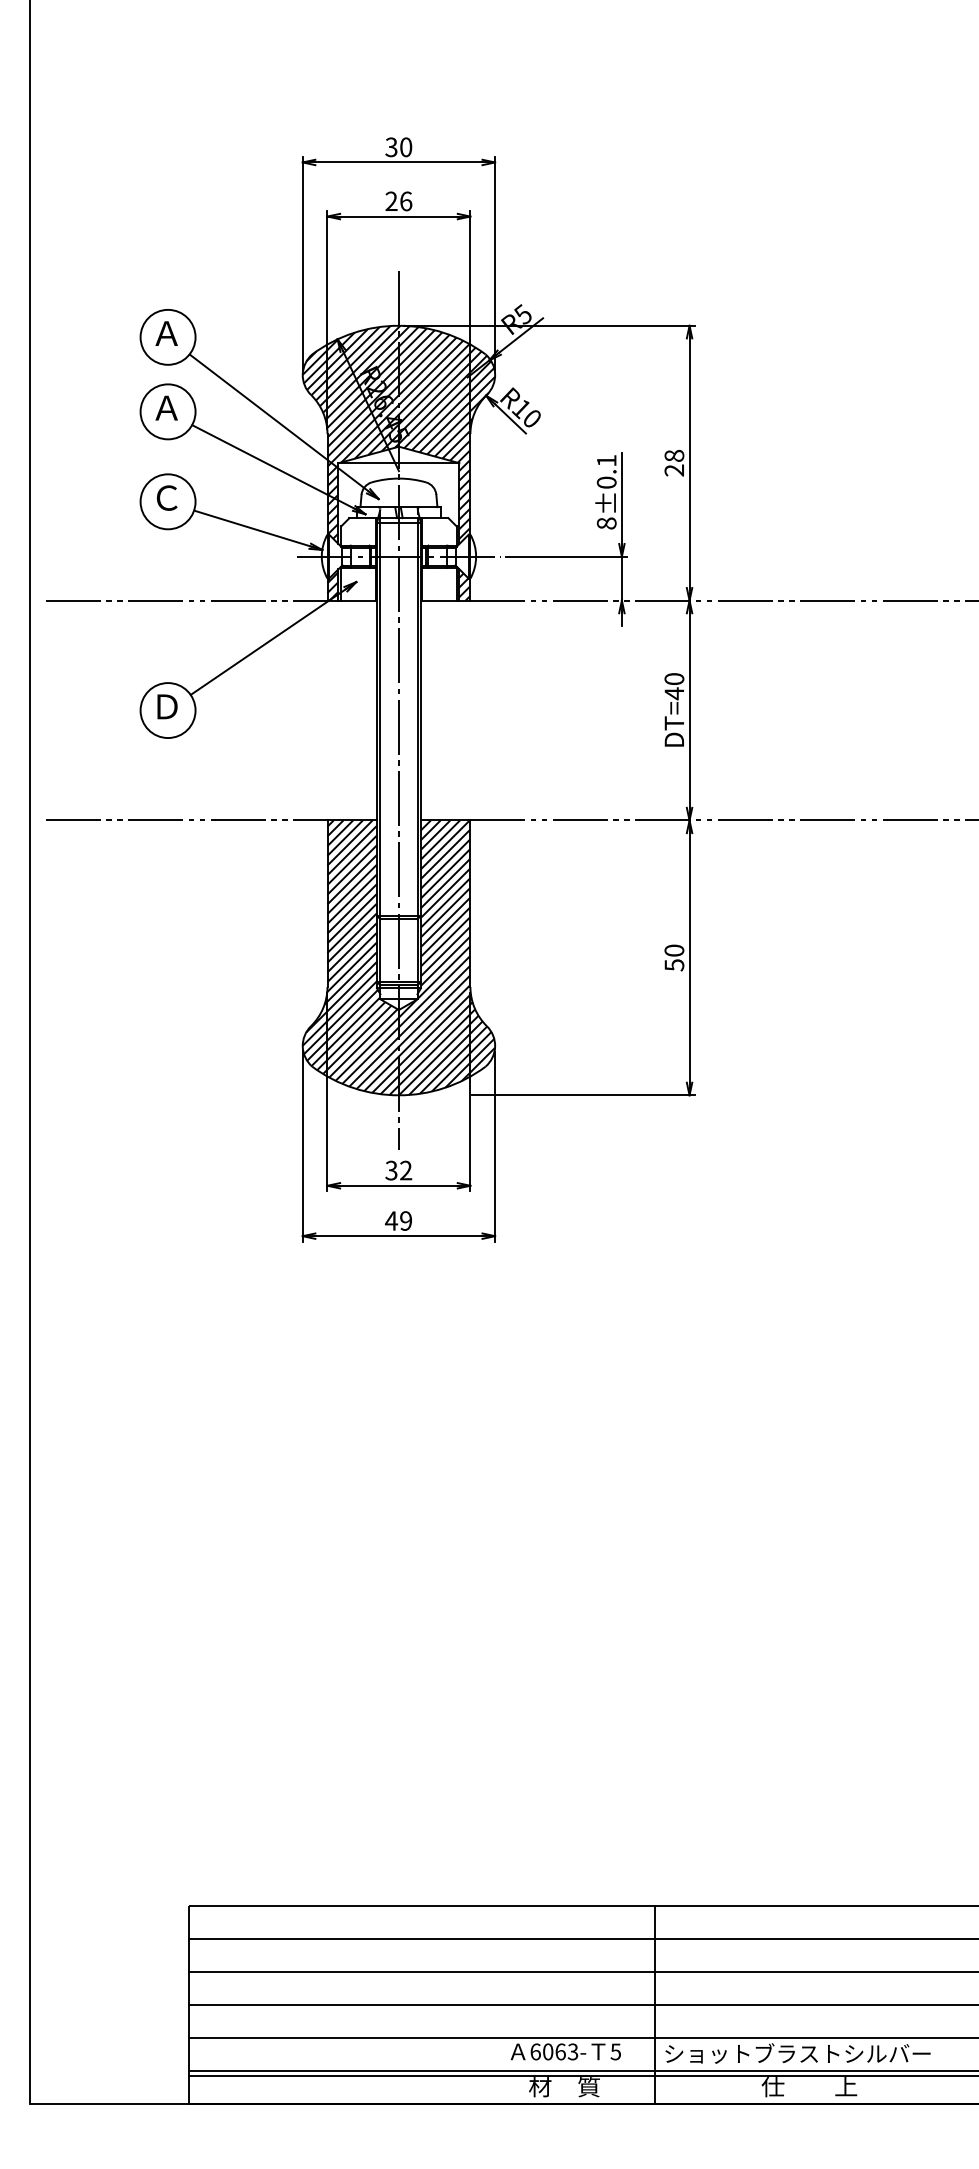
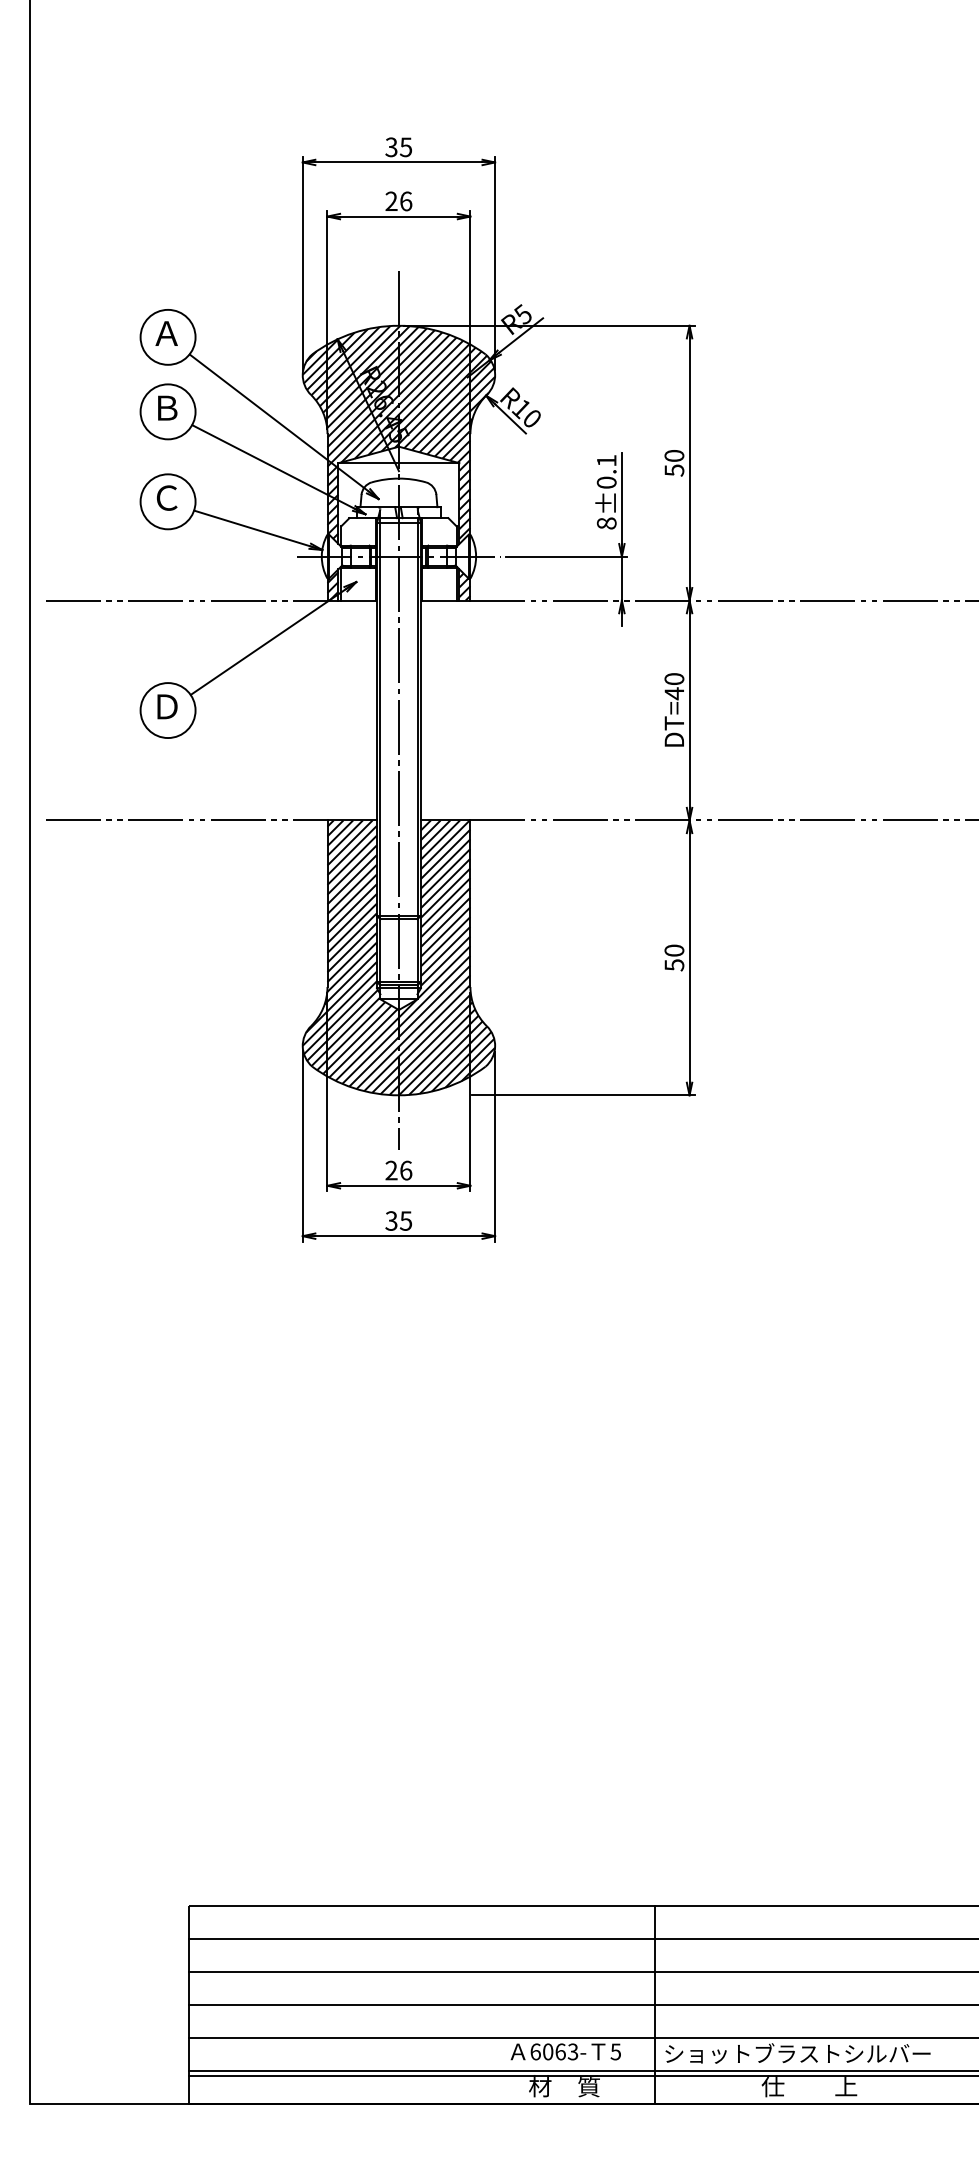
text: 30 -> 35 (405, 147)
text: Ａ -> Ｂ (166, 407)
text: 28 -> 50 (674, 462)
text: 32 -> 26 (398, 1170)
text: 49 -> 35 (398, 1220)
